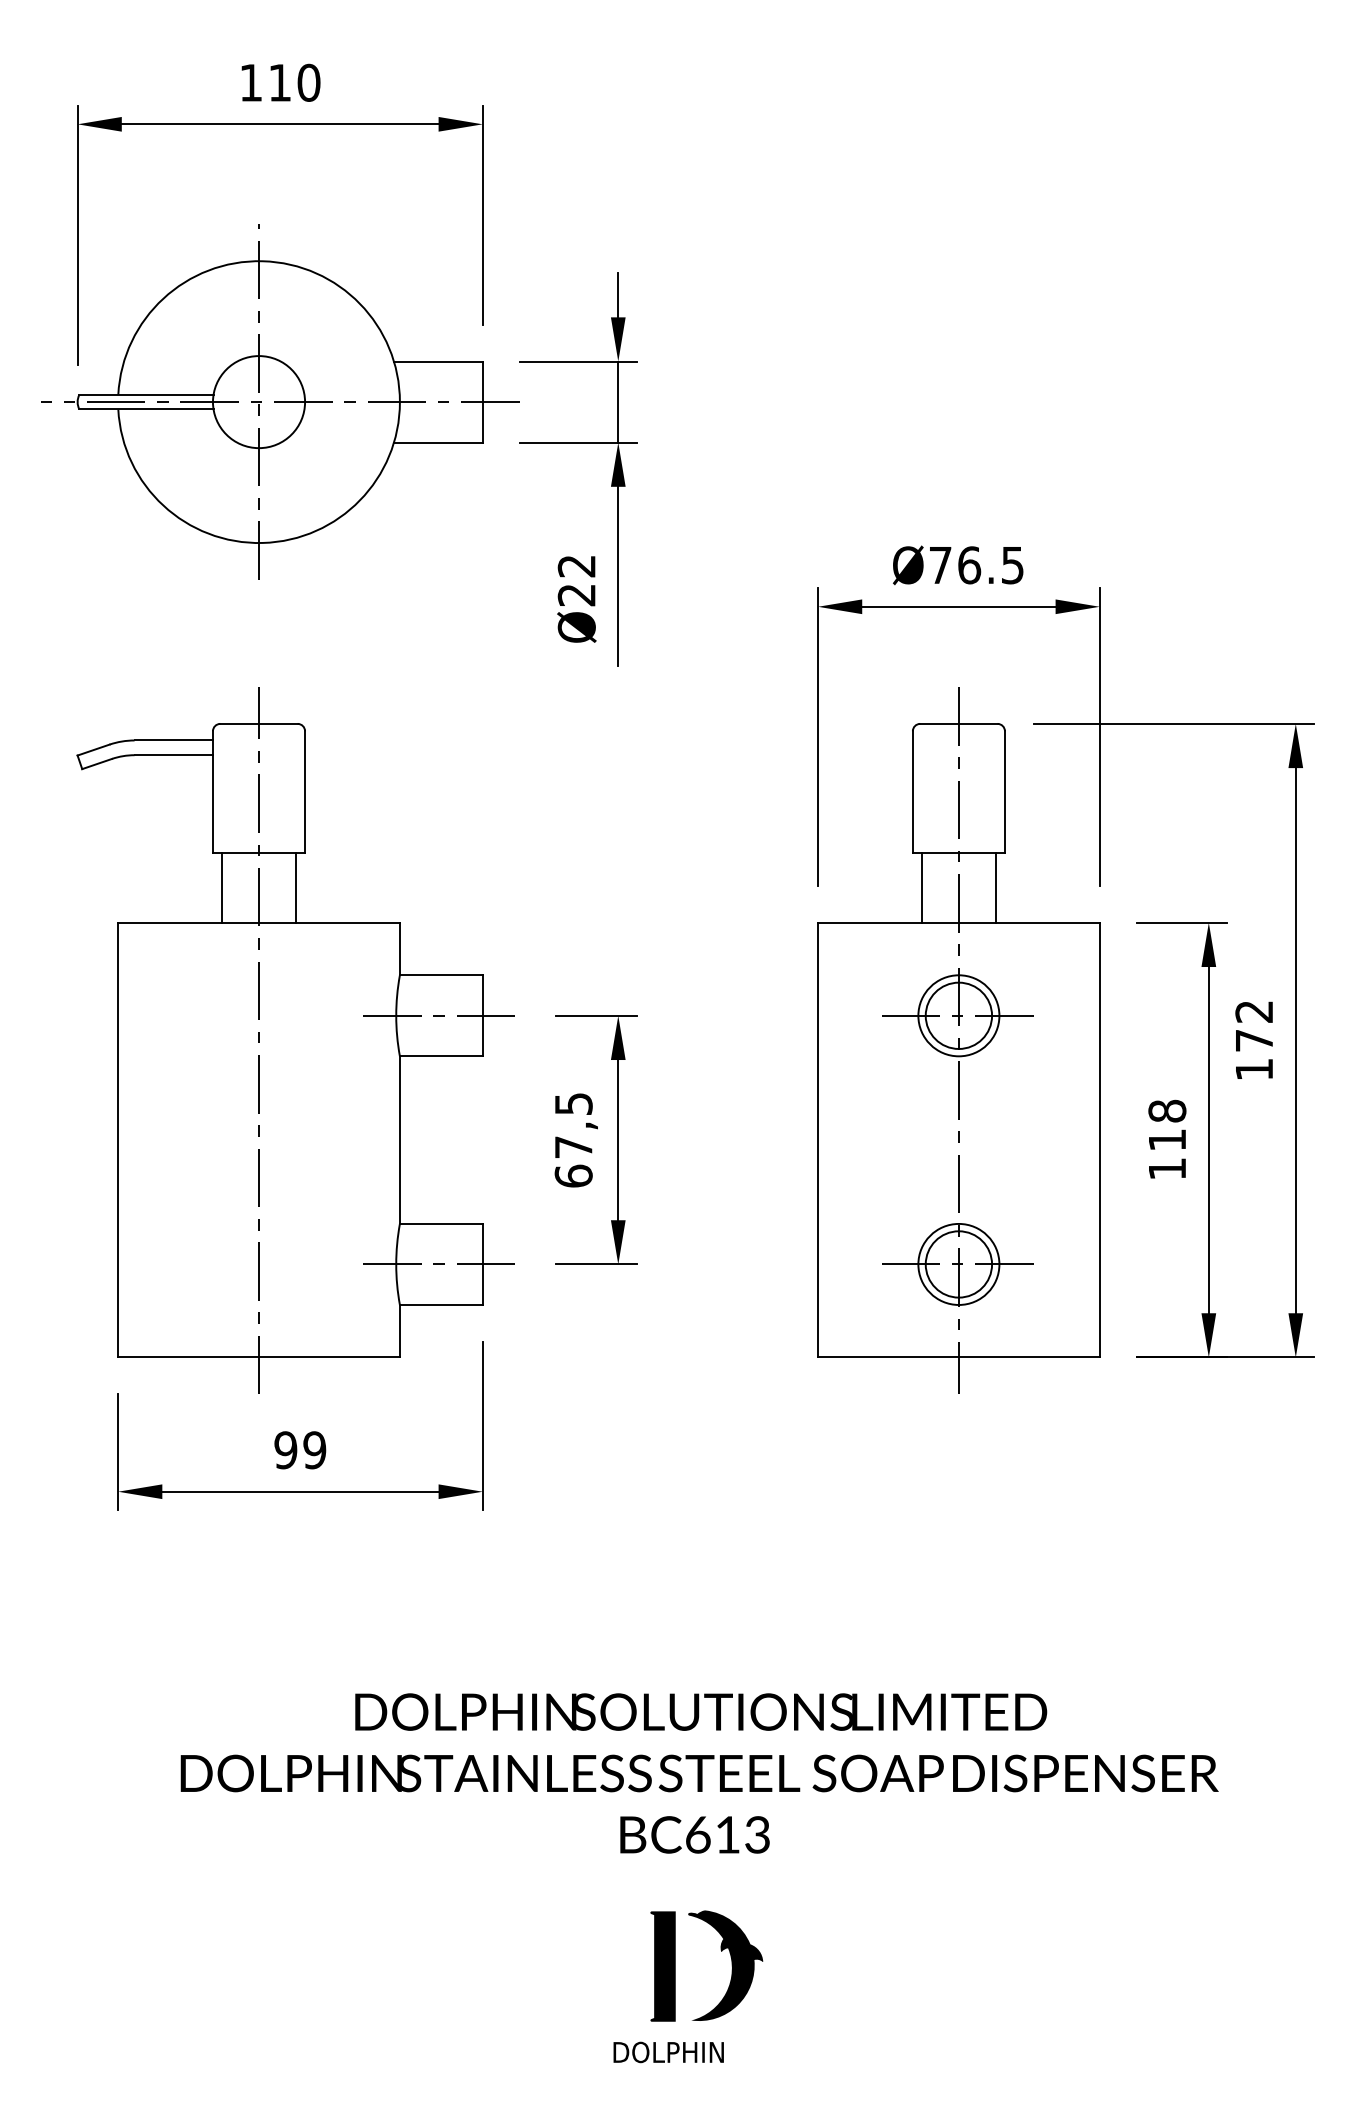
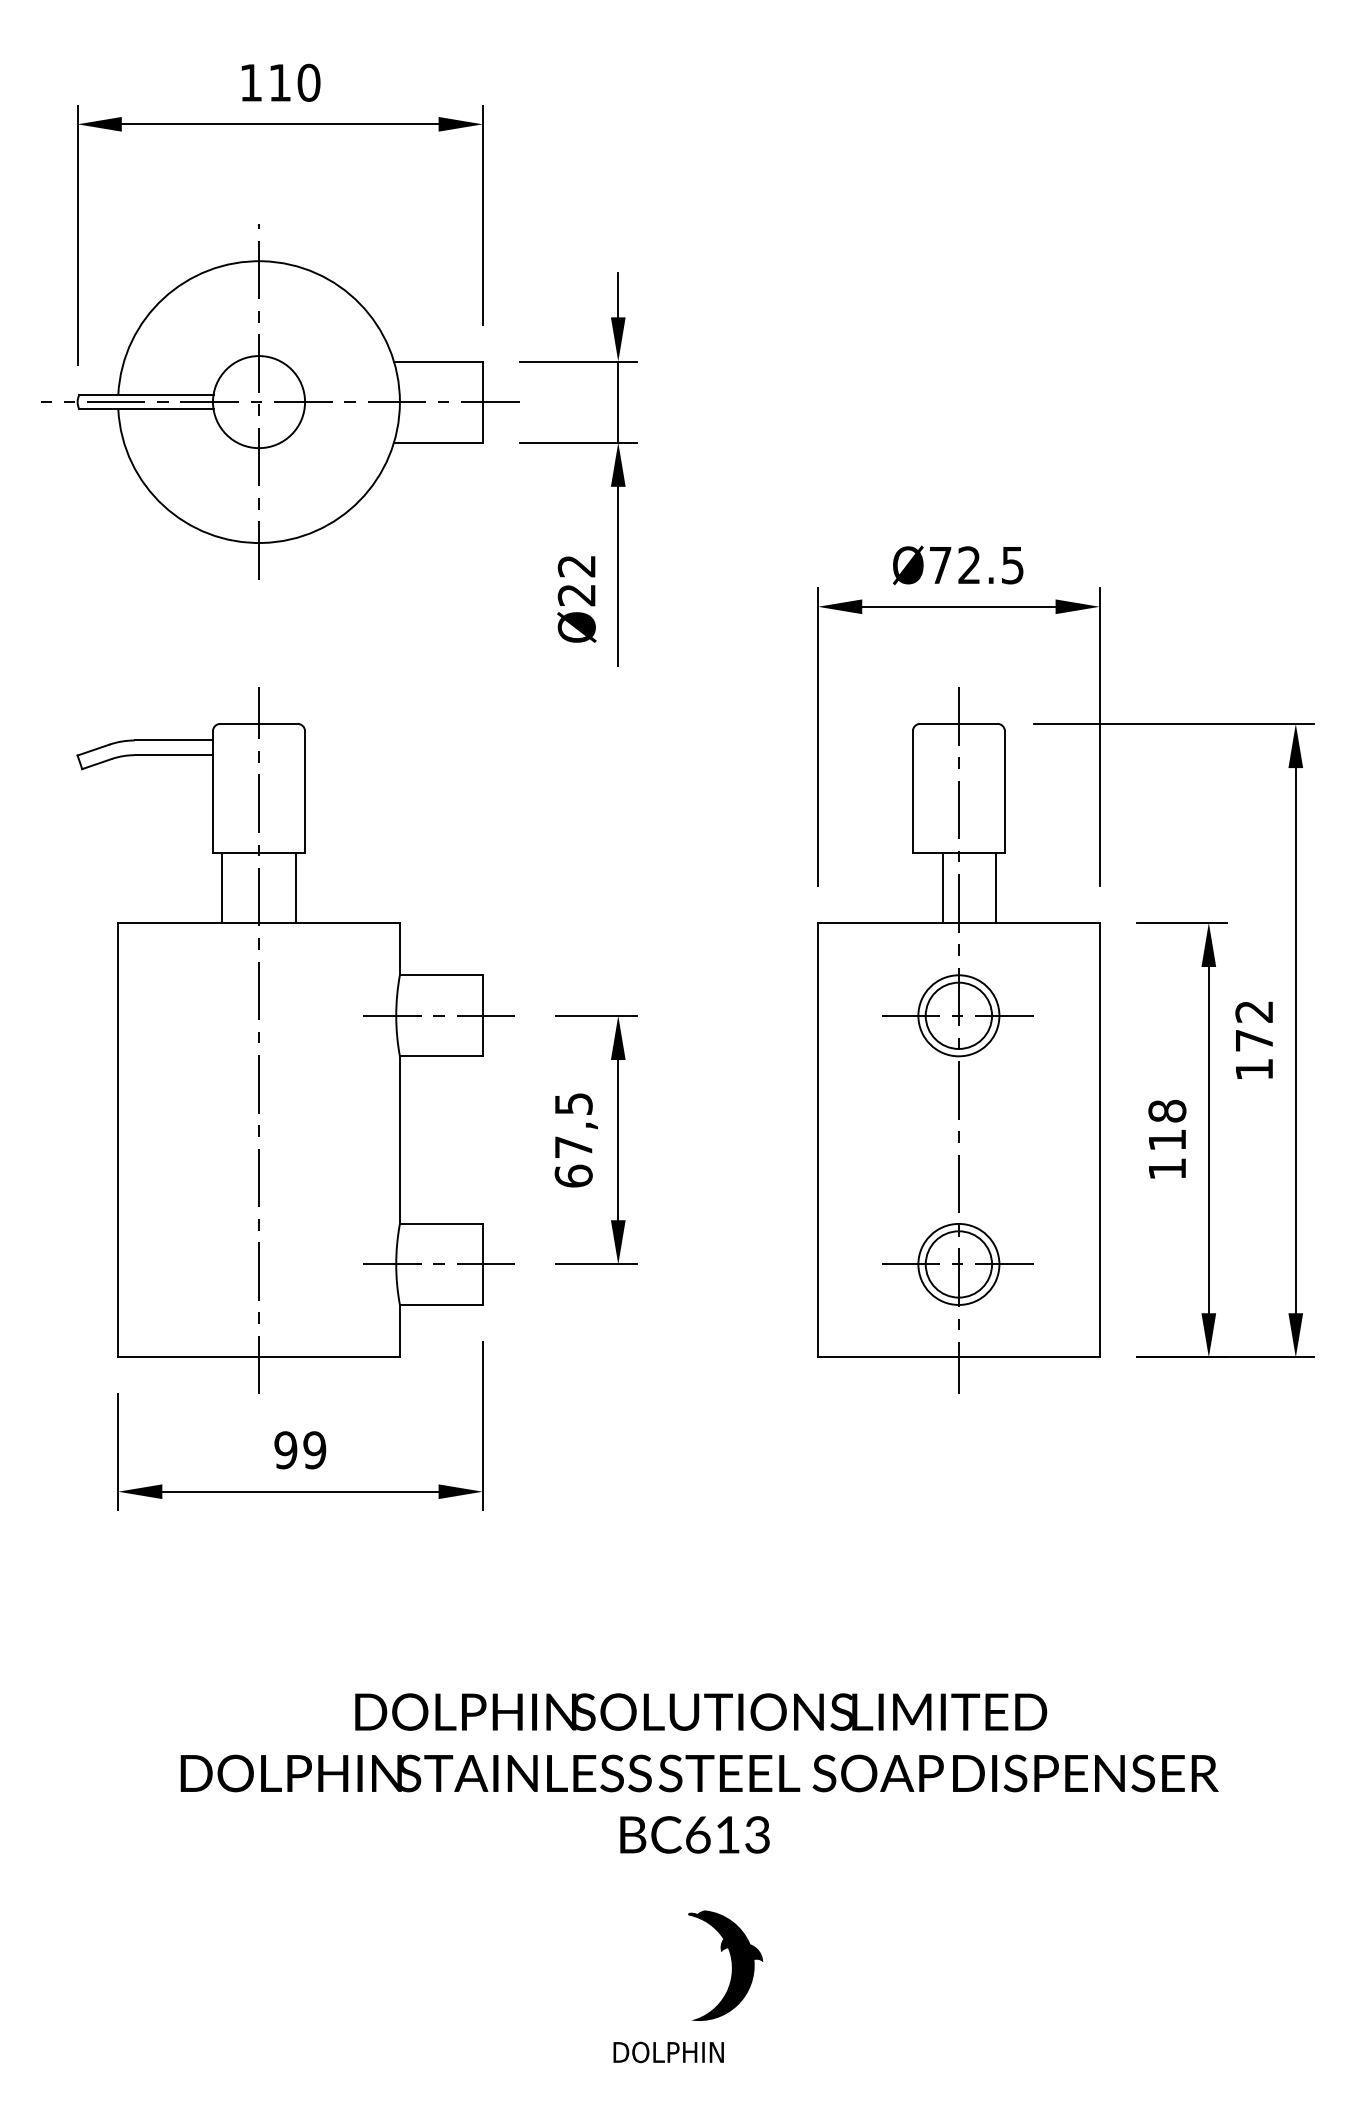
text: Ø76.5 -> Ø72.5 (969, 565)
line position: (922, 887) -> (943, 887) (943, 887)
part: present -> none (662, 1966)
